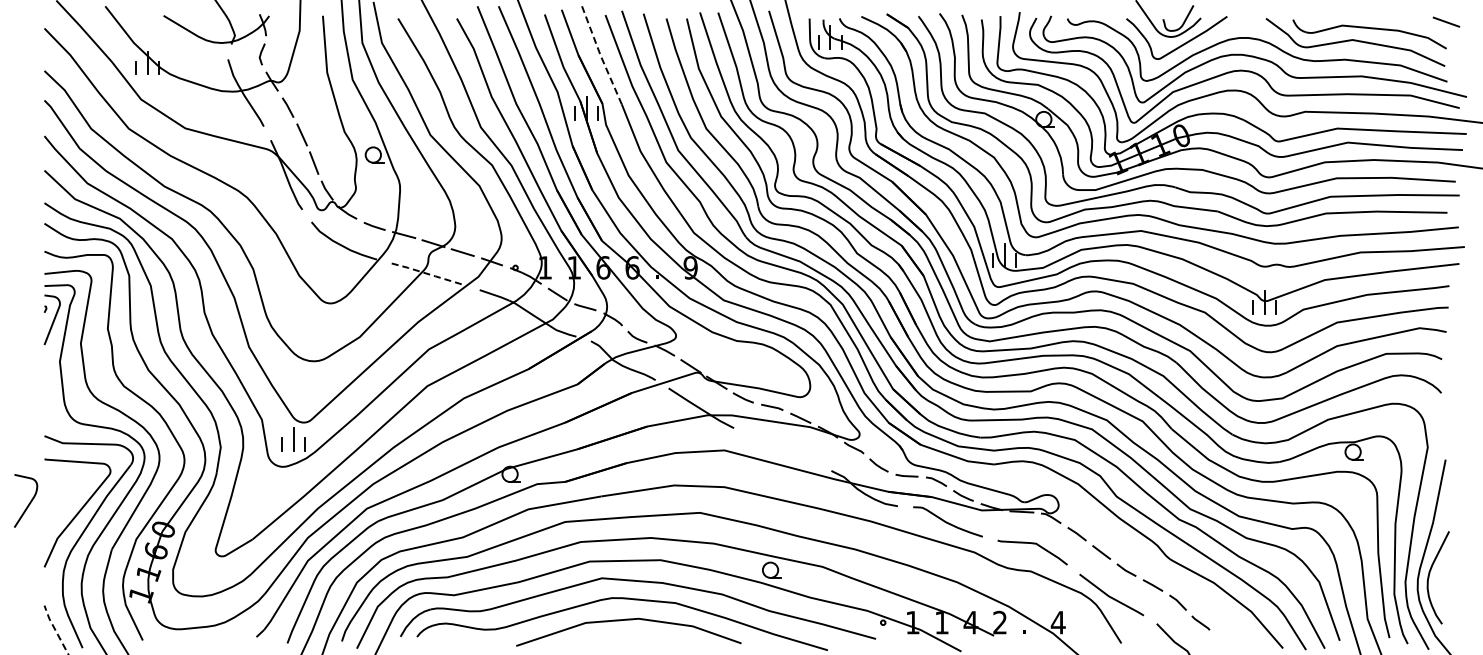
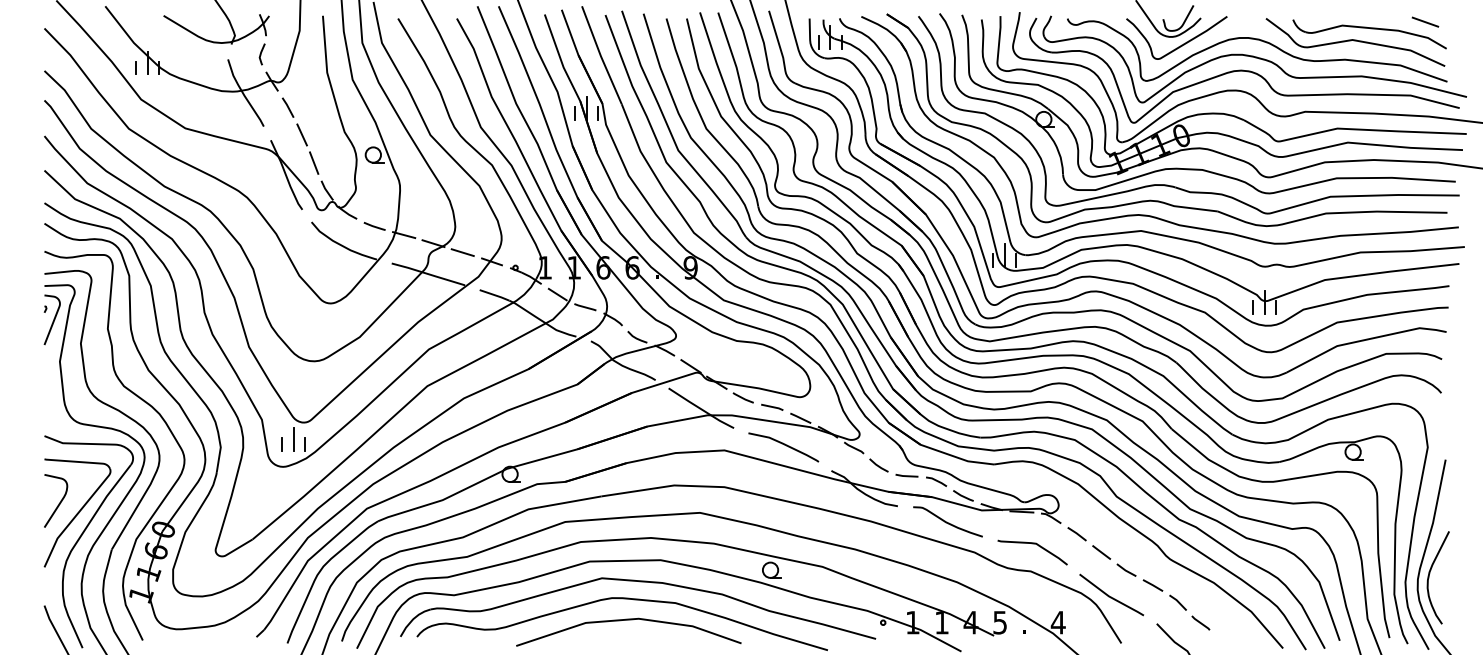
line position: (1446, 21) -> (1425, 21) (1425, 21)
line: dashed -> solid (600, 56)
line: dashed -> solid (427, 274)
curve: none -> present (784, 445)
curve position: (29, 502) -> (59, 502) (59, 502)
text: 2 -> 5 (999, 622)
line: dashed -> solid (55, 629)
